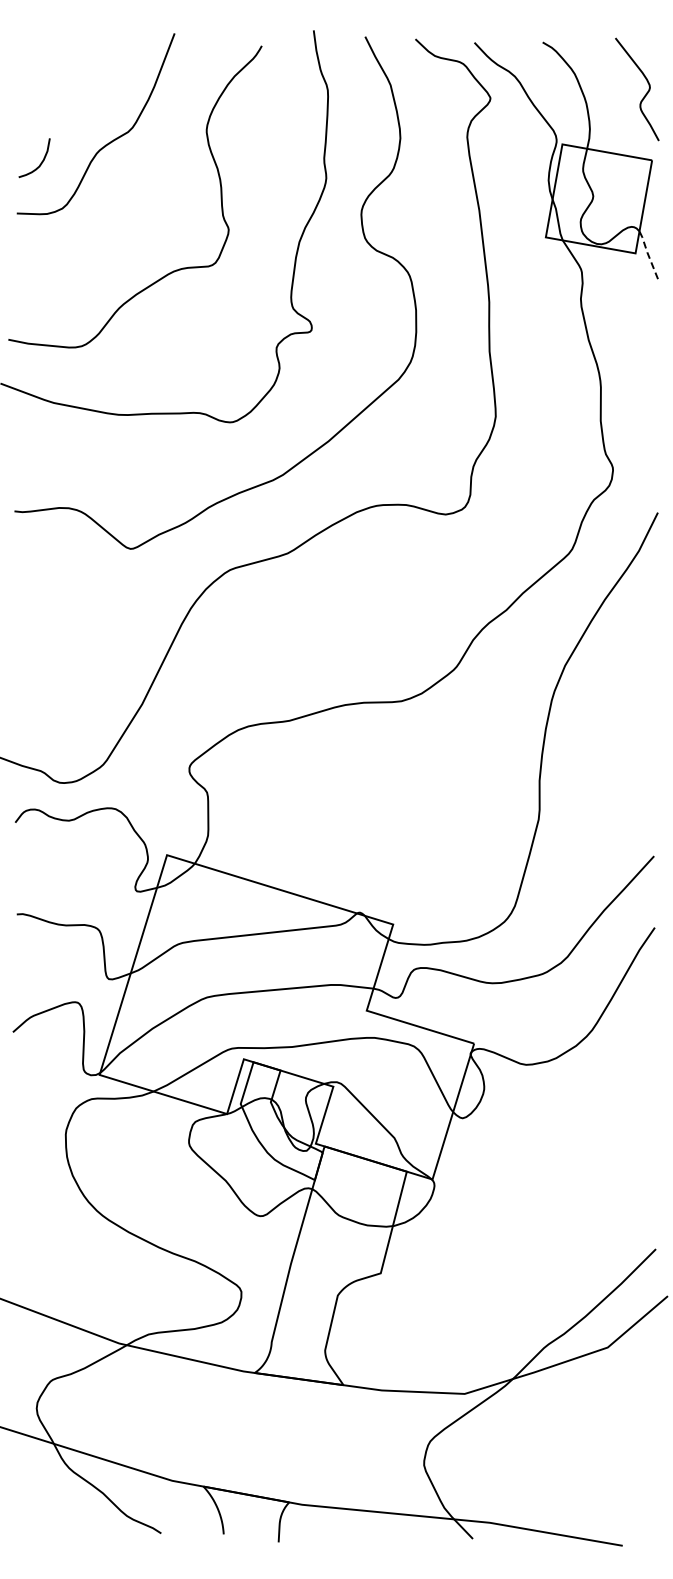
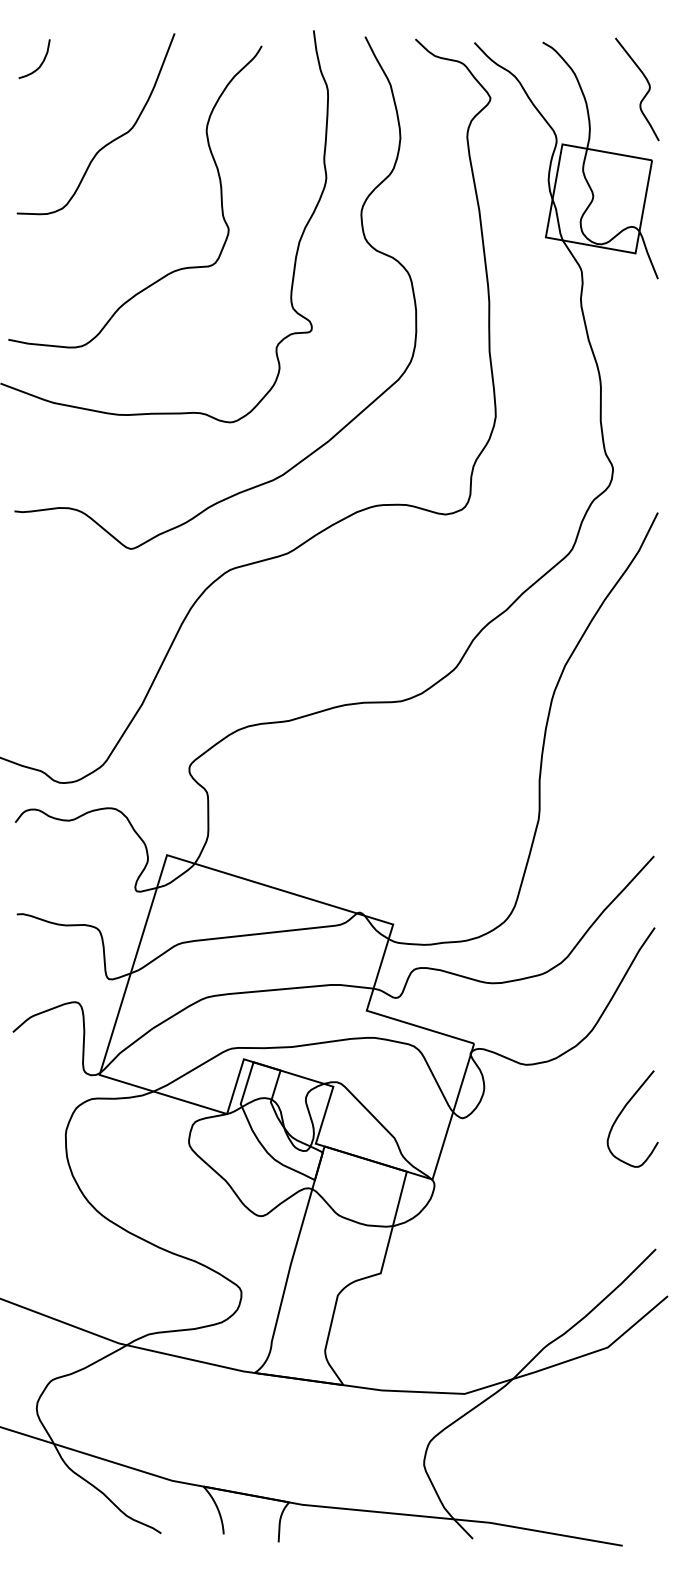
curve position: (41, 161) -> (41, 62) (41, 62)
line: dashed -> solid (647, 253)
curve: none -> present (622, 1112)
